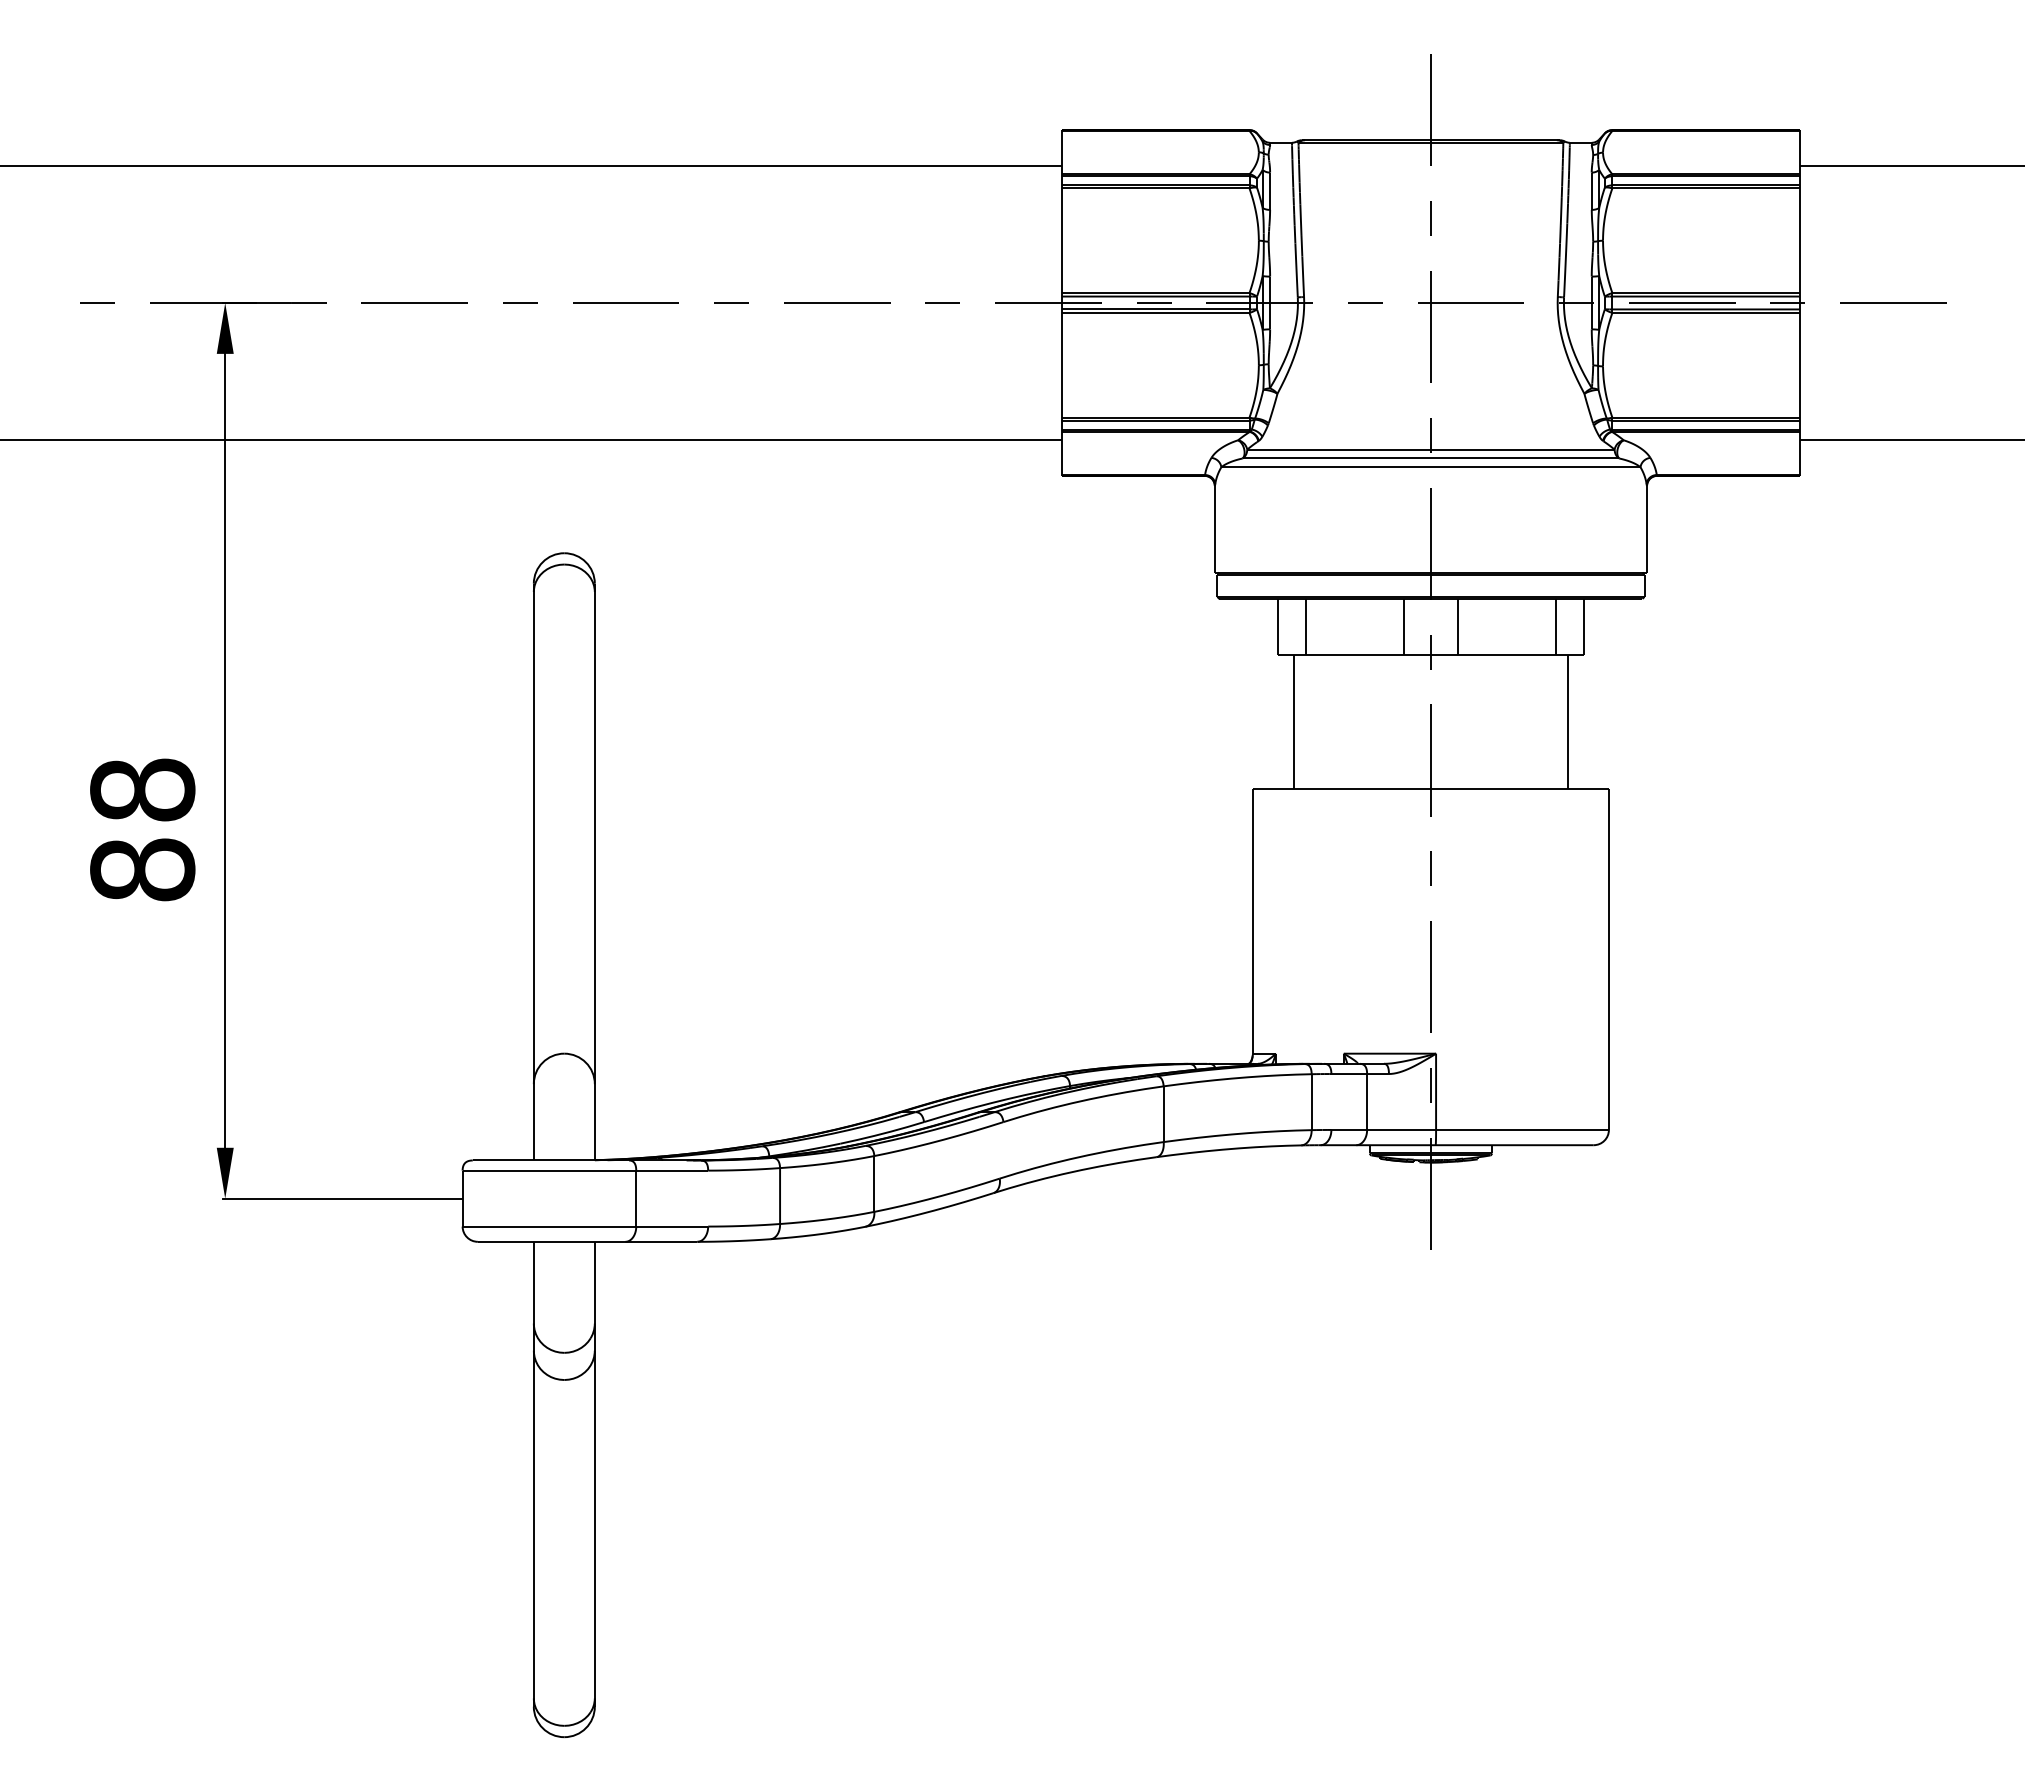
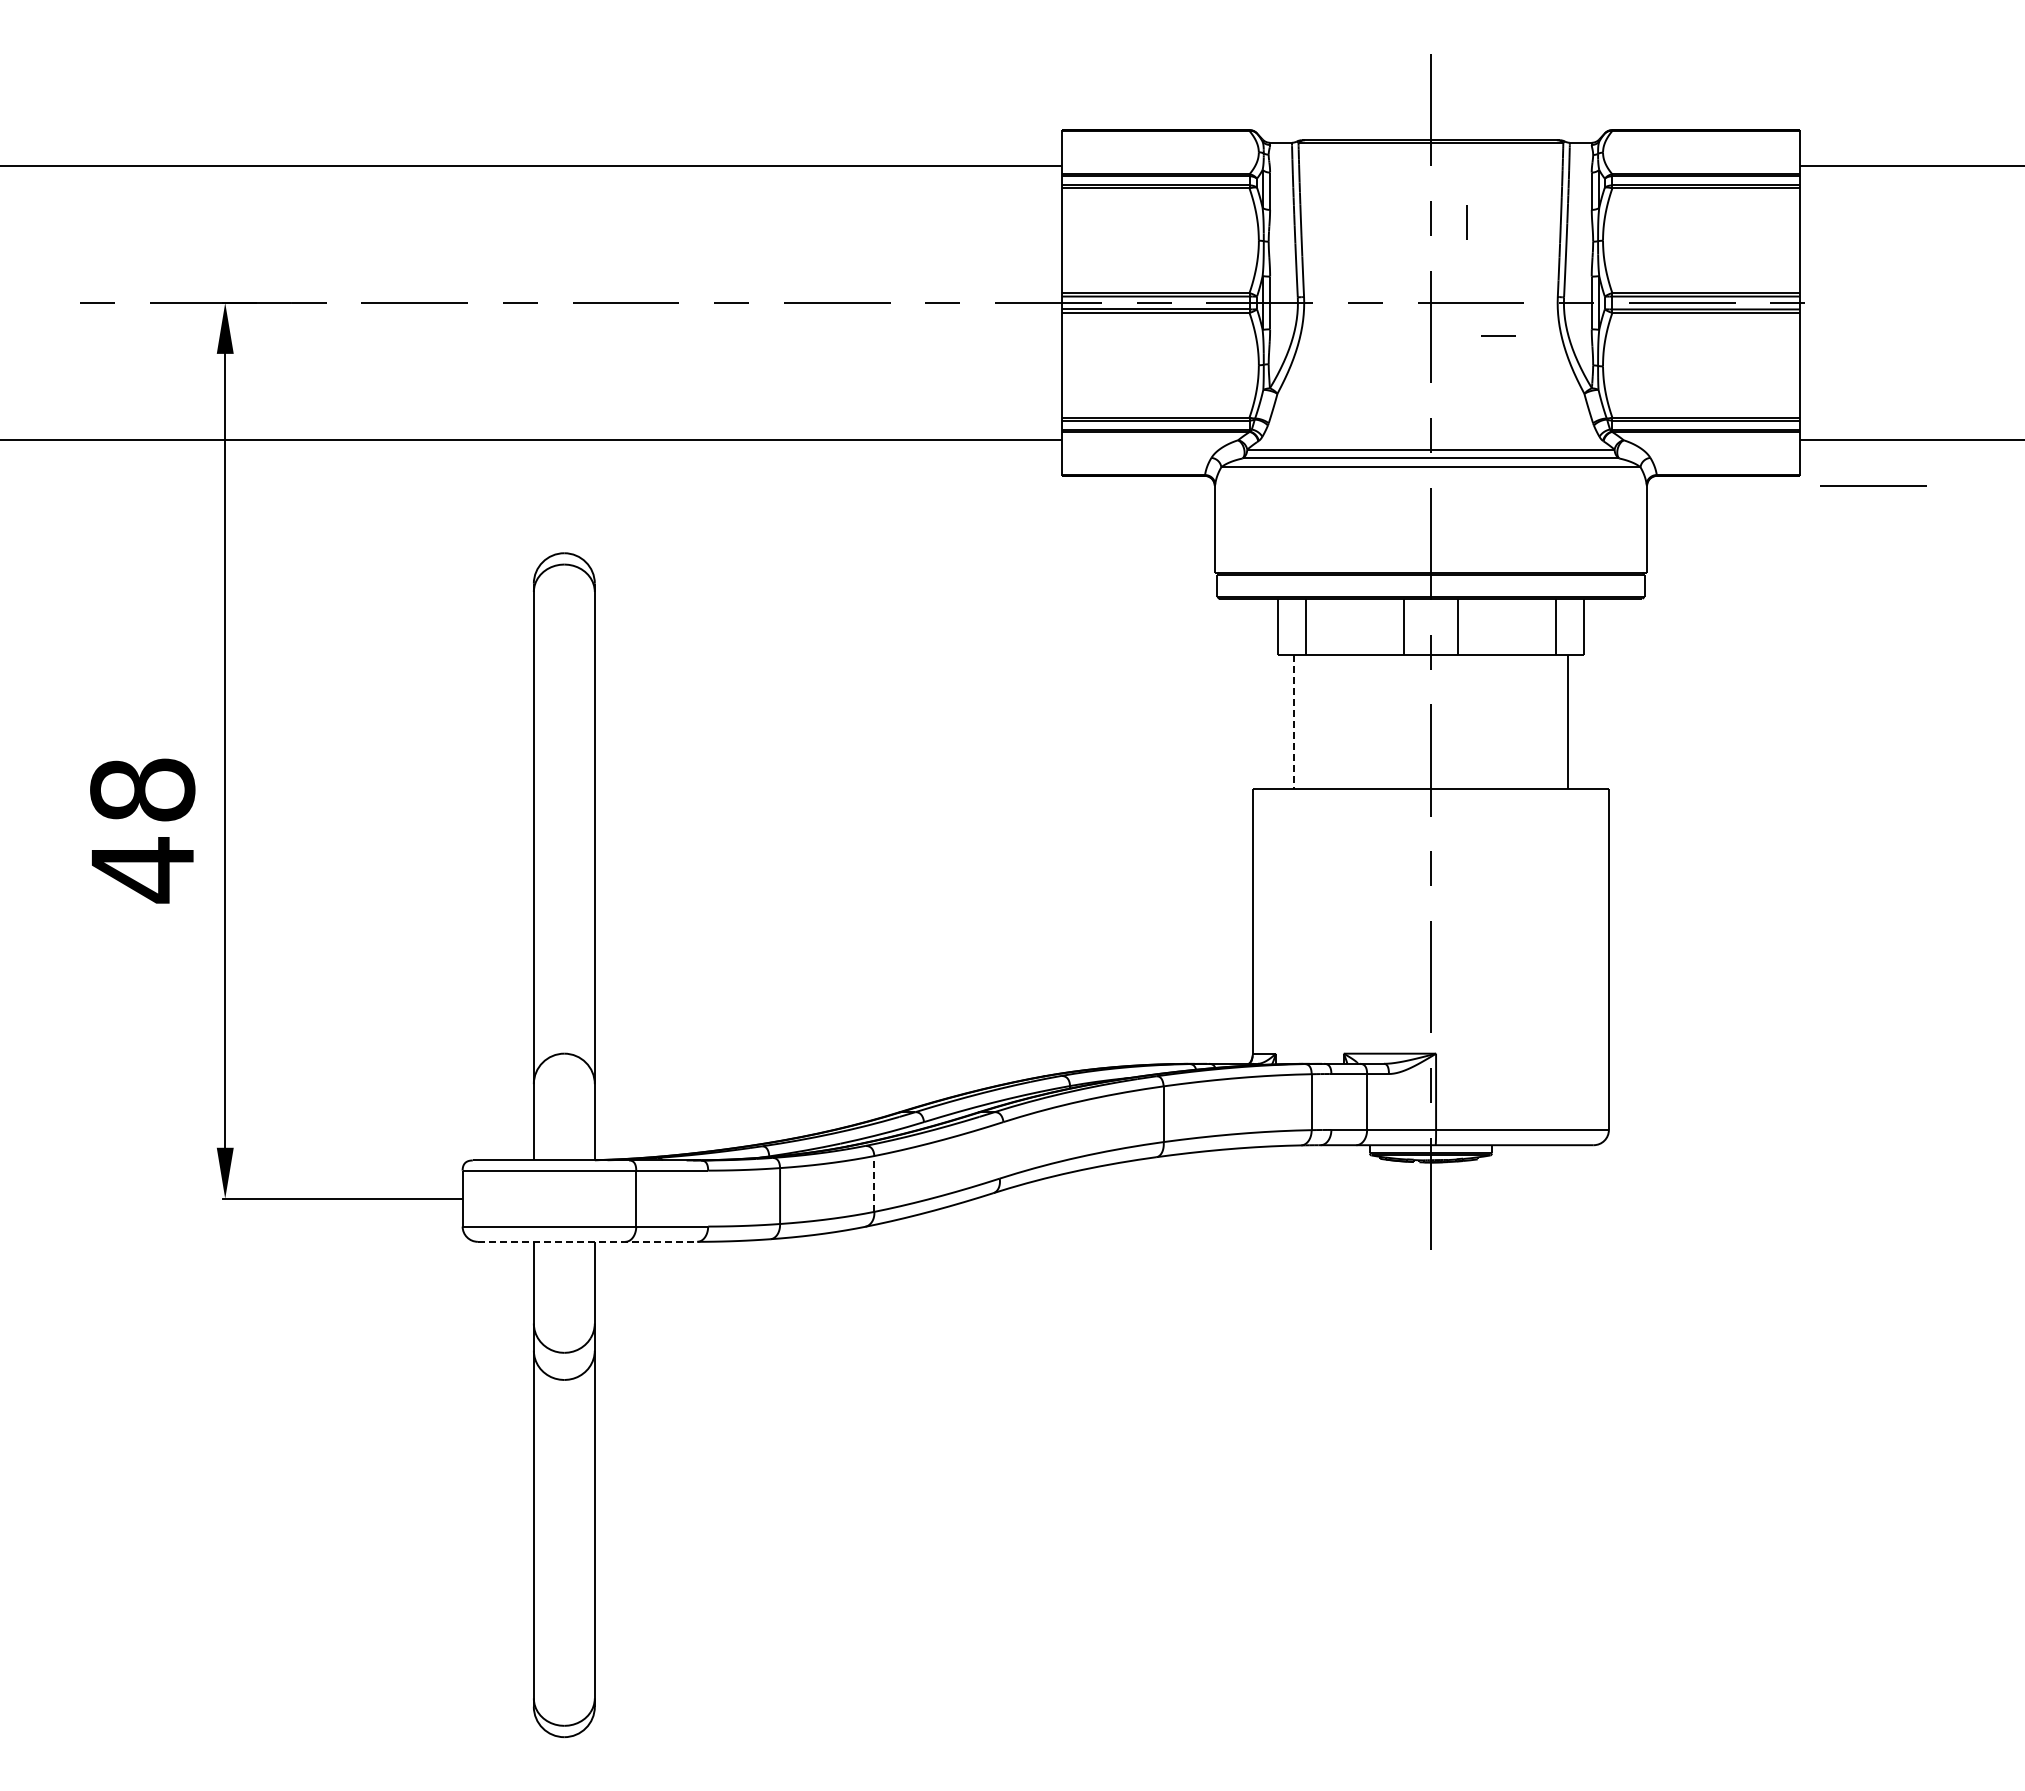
line: none -> present (1466, 222)
line position: (1893, 302) -> (1873, 485) (1873, 485)
line: none -> present (1498, 335)
line: solid -> dashed (1293, 722)
text: 88 -> 48 (142, 870)
line: solid -> dashed (874, 1183)
line: solid -> dashed (587, 1241)
